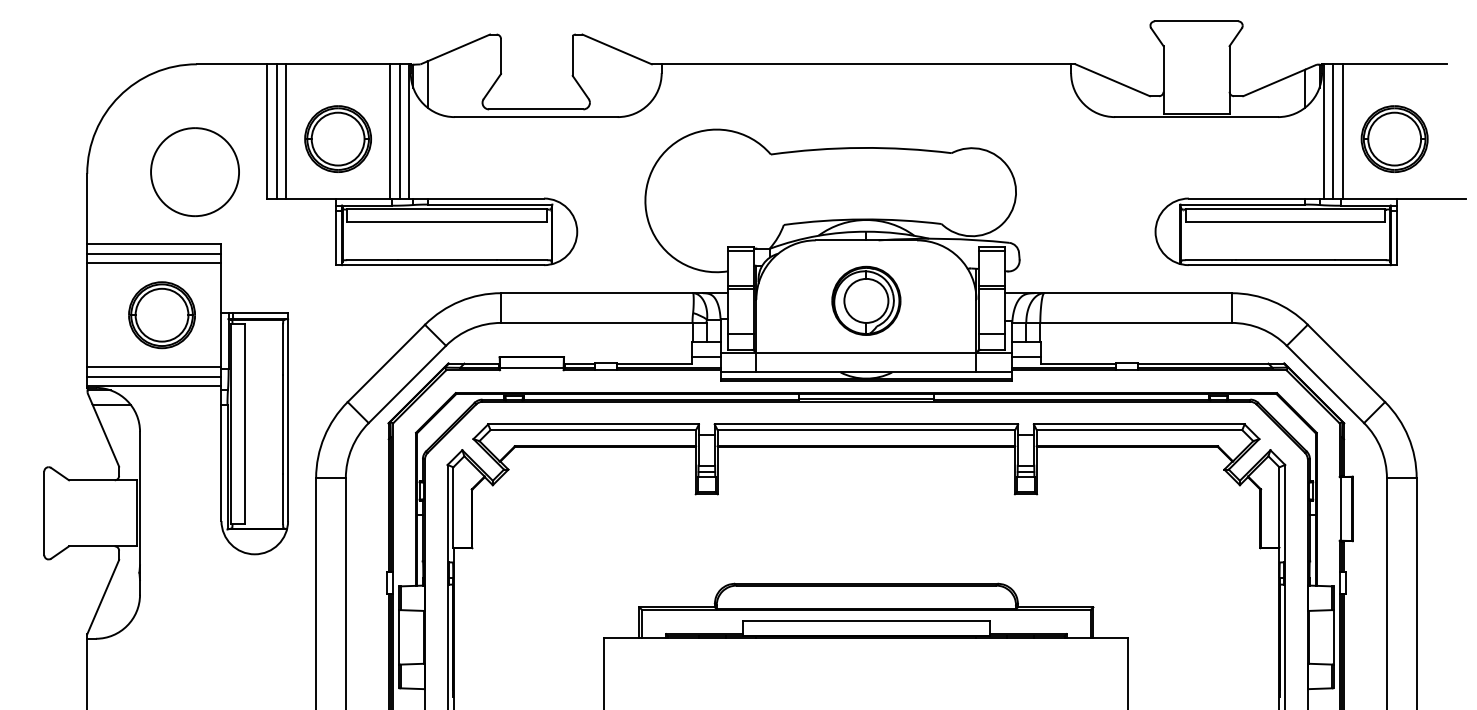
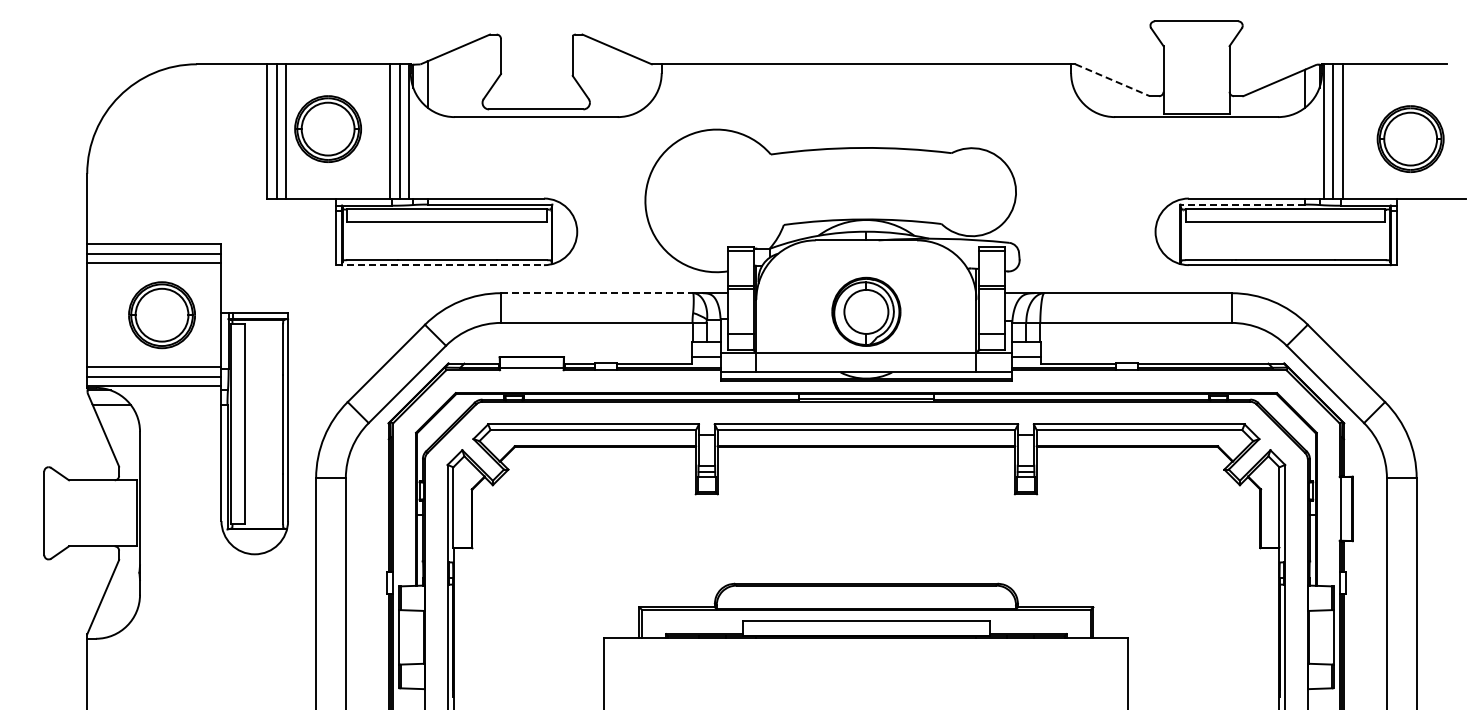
line: solid -> dashed (1112, 80)
part position: (337, 138) -> (327, 128) (327, 128)
part position: (1394, 138) -> (1410, 138) (1410, 138)
part: present -> none (194, 172)
line: solid -> dashed (1242, 204)
line: solid -> dashed (440, 265)
line: solid -> dashed (597, 293)
part position: (866, 300) -> (866, 311) (866, 311)
